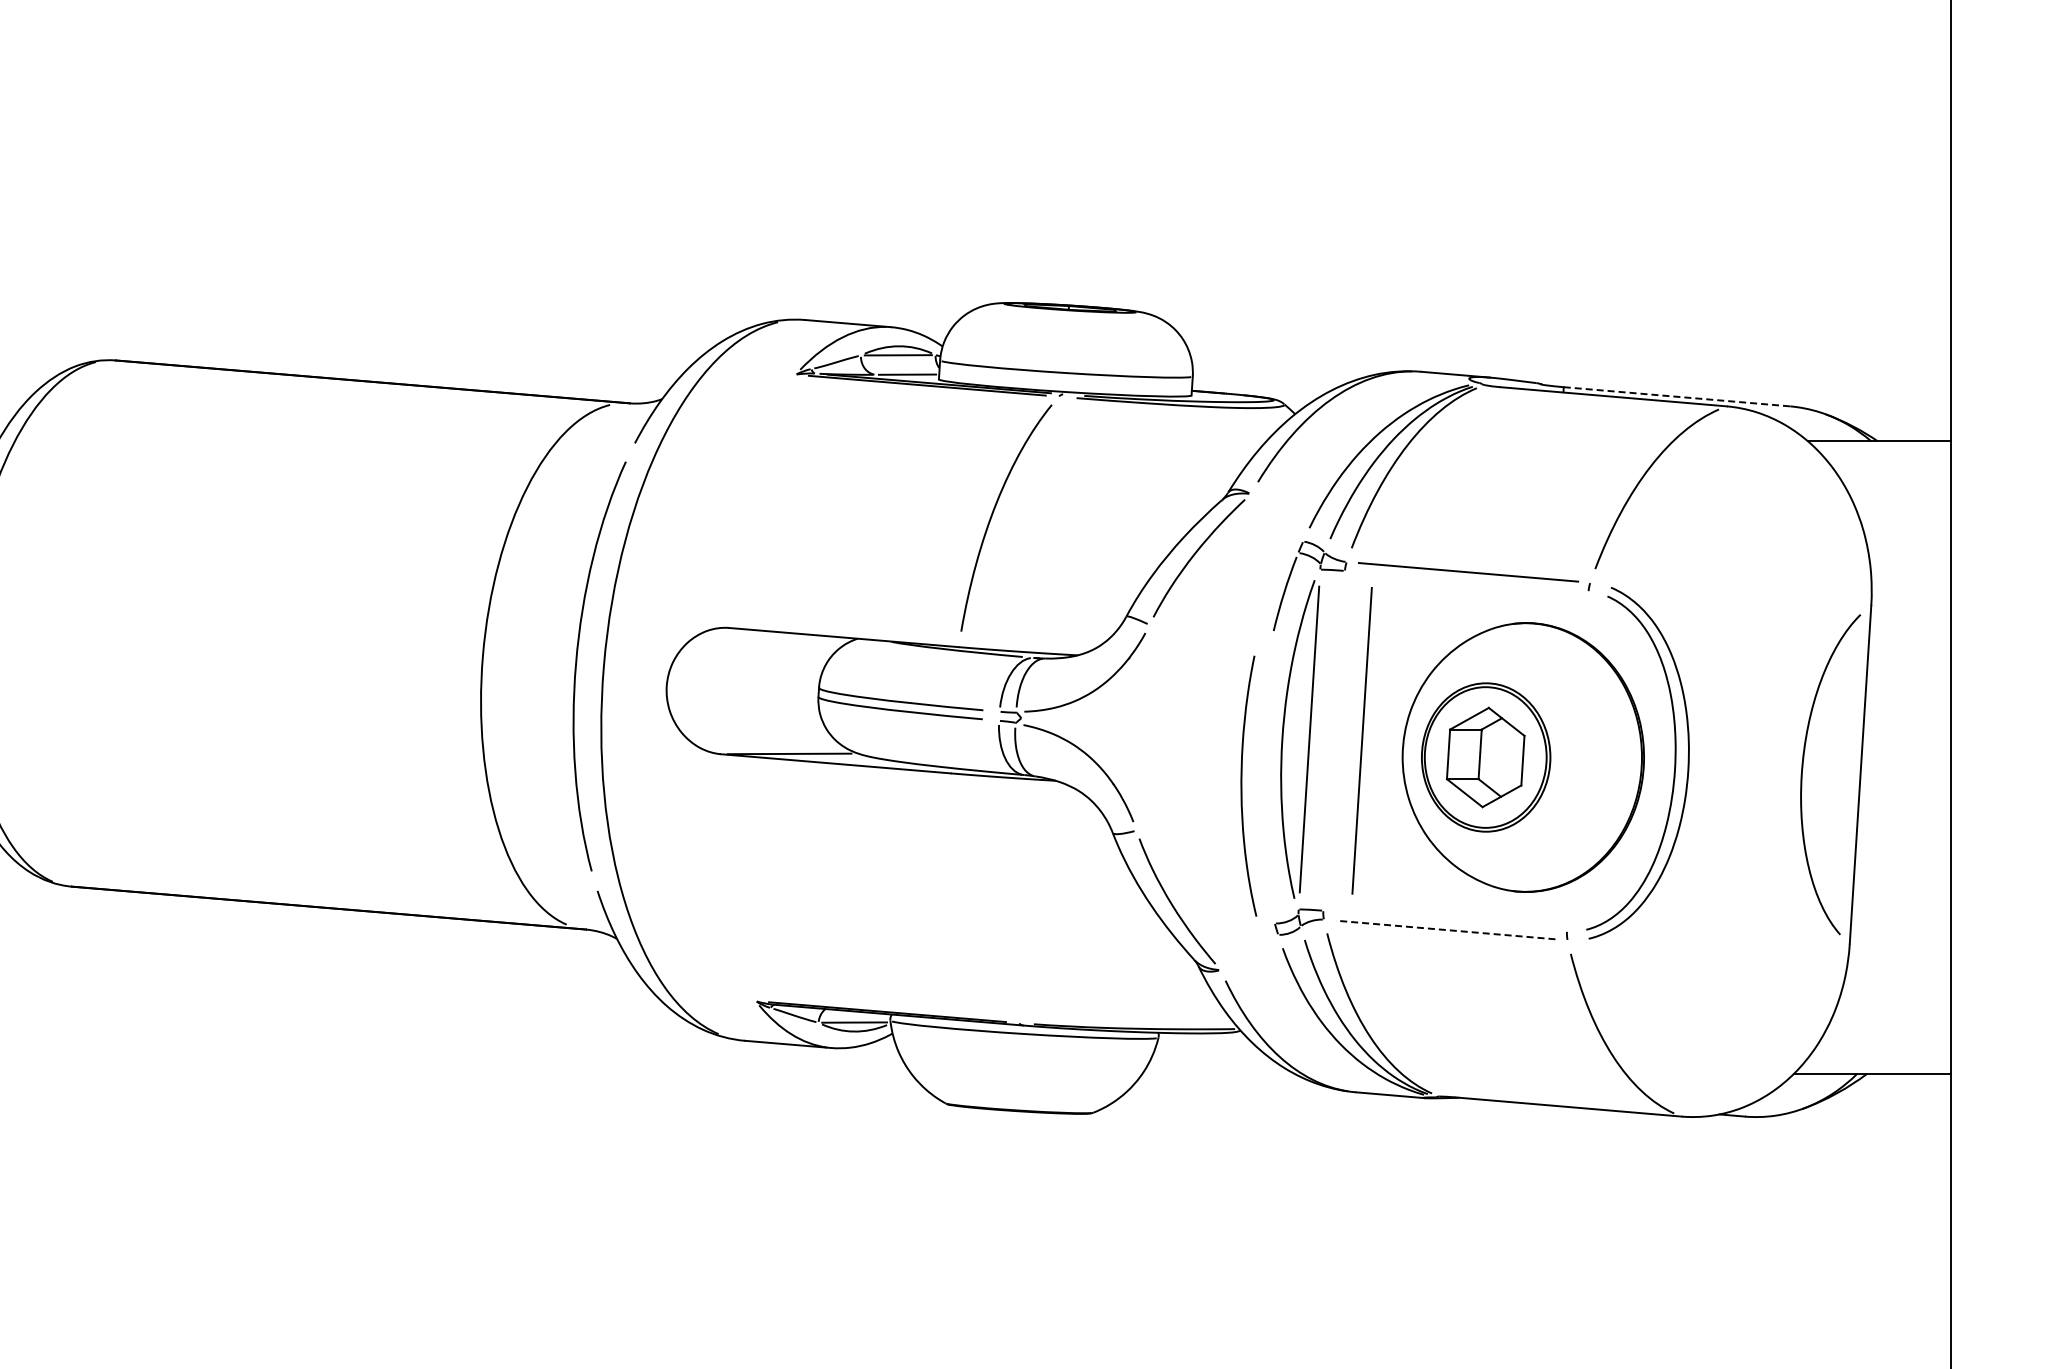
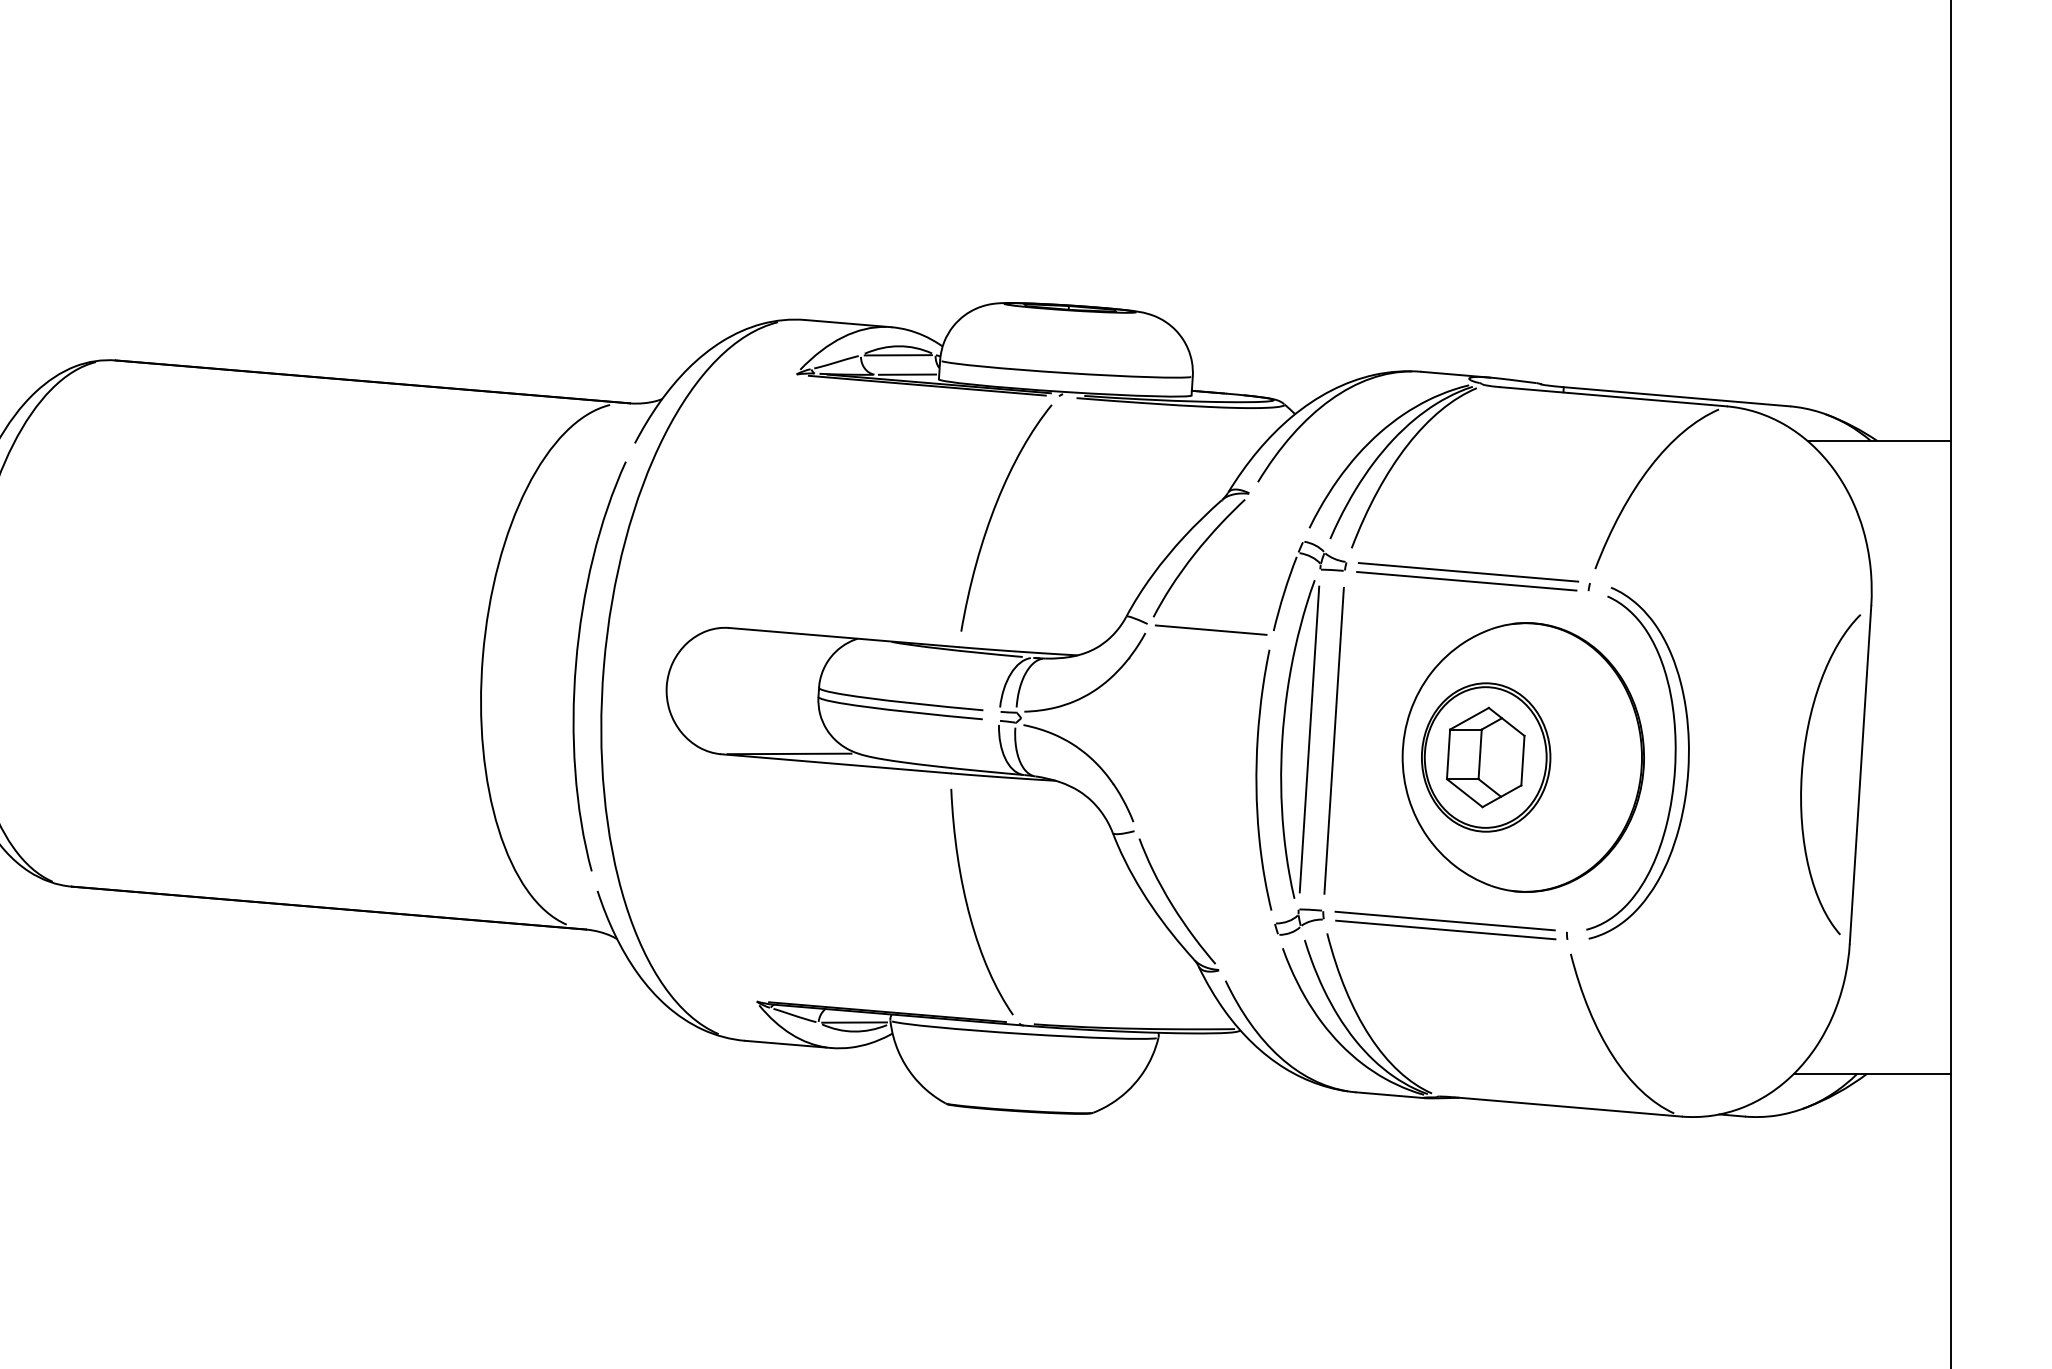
line: dashed -> solid (1676, 396)
line: none -> present (1466, 581)
line: none -> present (1210, 629)
line position: (1361, 740) -> (1333, 740) (1333, 740)
curve position: (1242, 785) -> (1257, 779) (1257, 779)
curve: none -> present (968, 905)
line: none -> present (1444, 920)
line: dashed -> solid (1445, 929)
